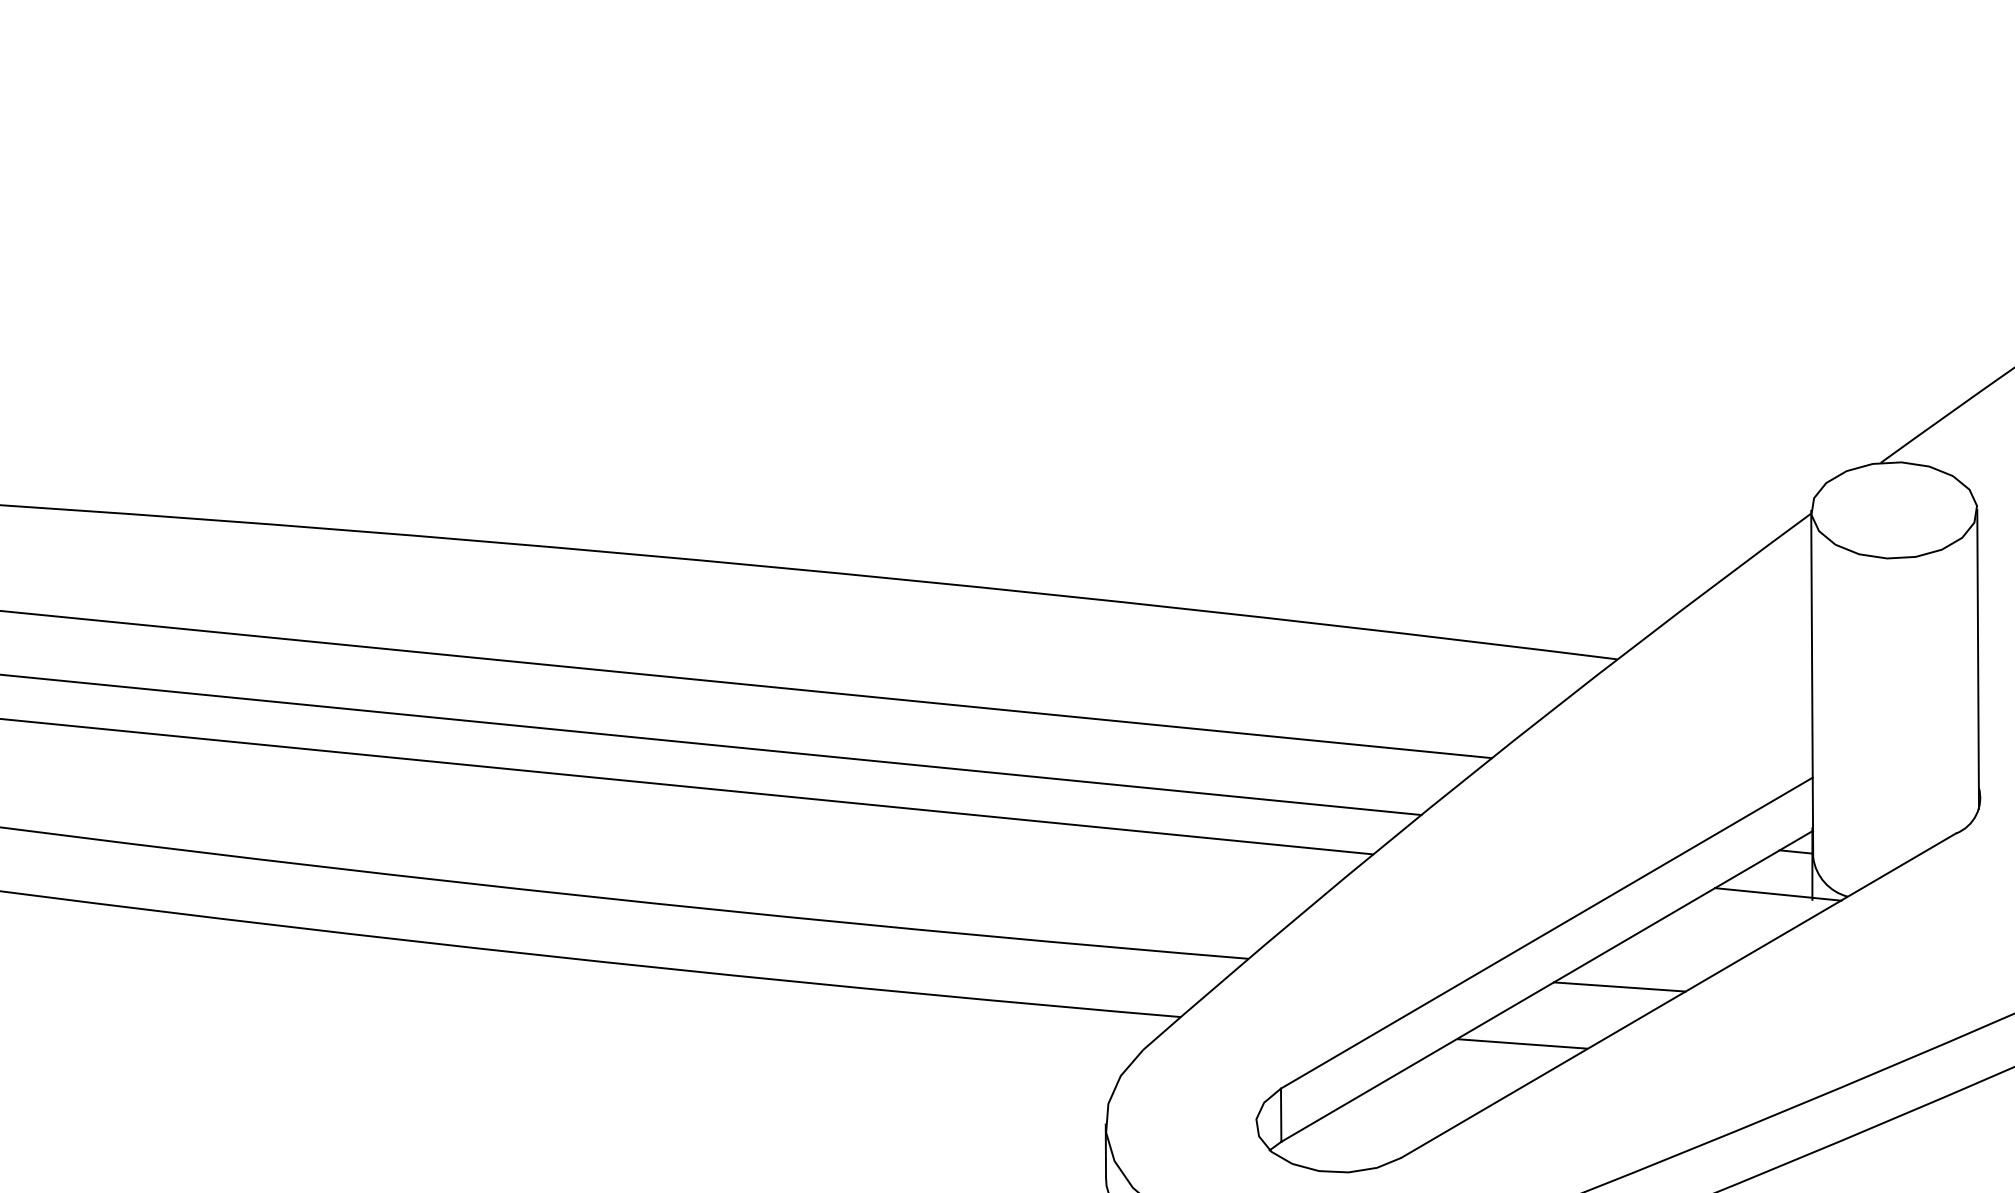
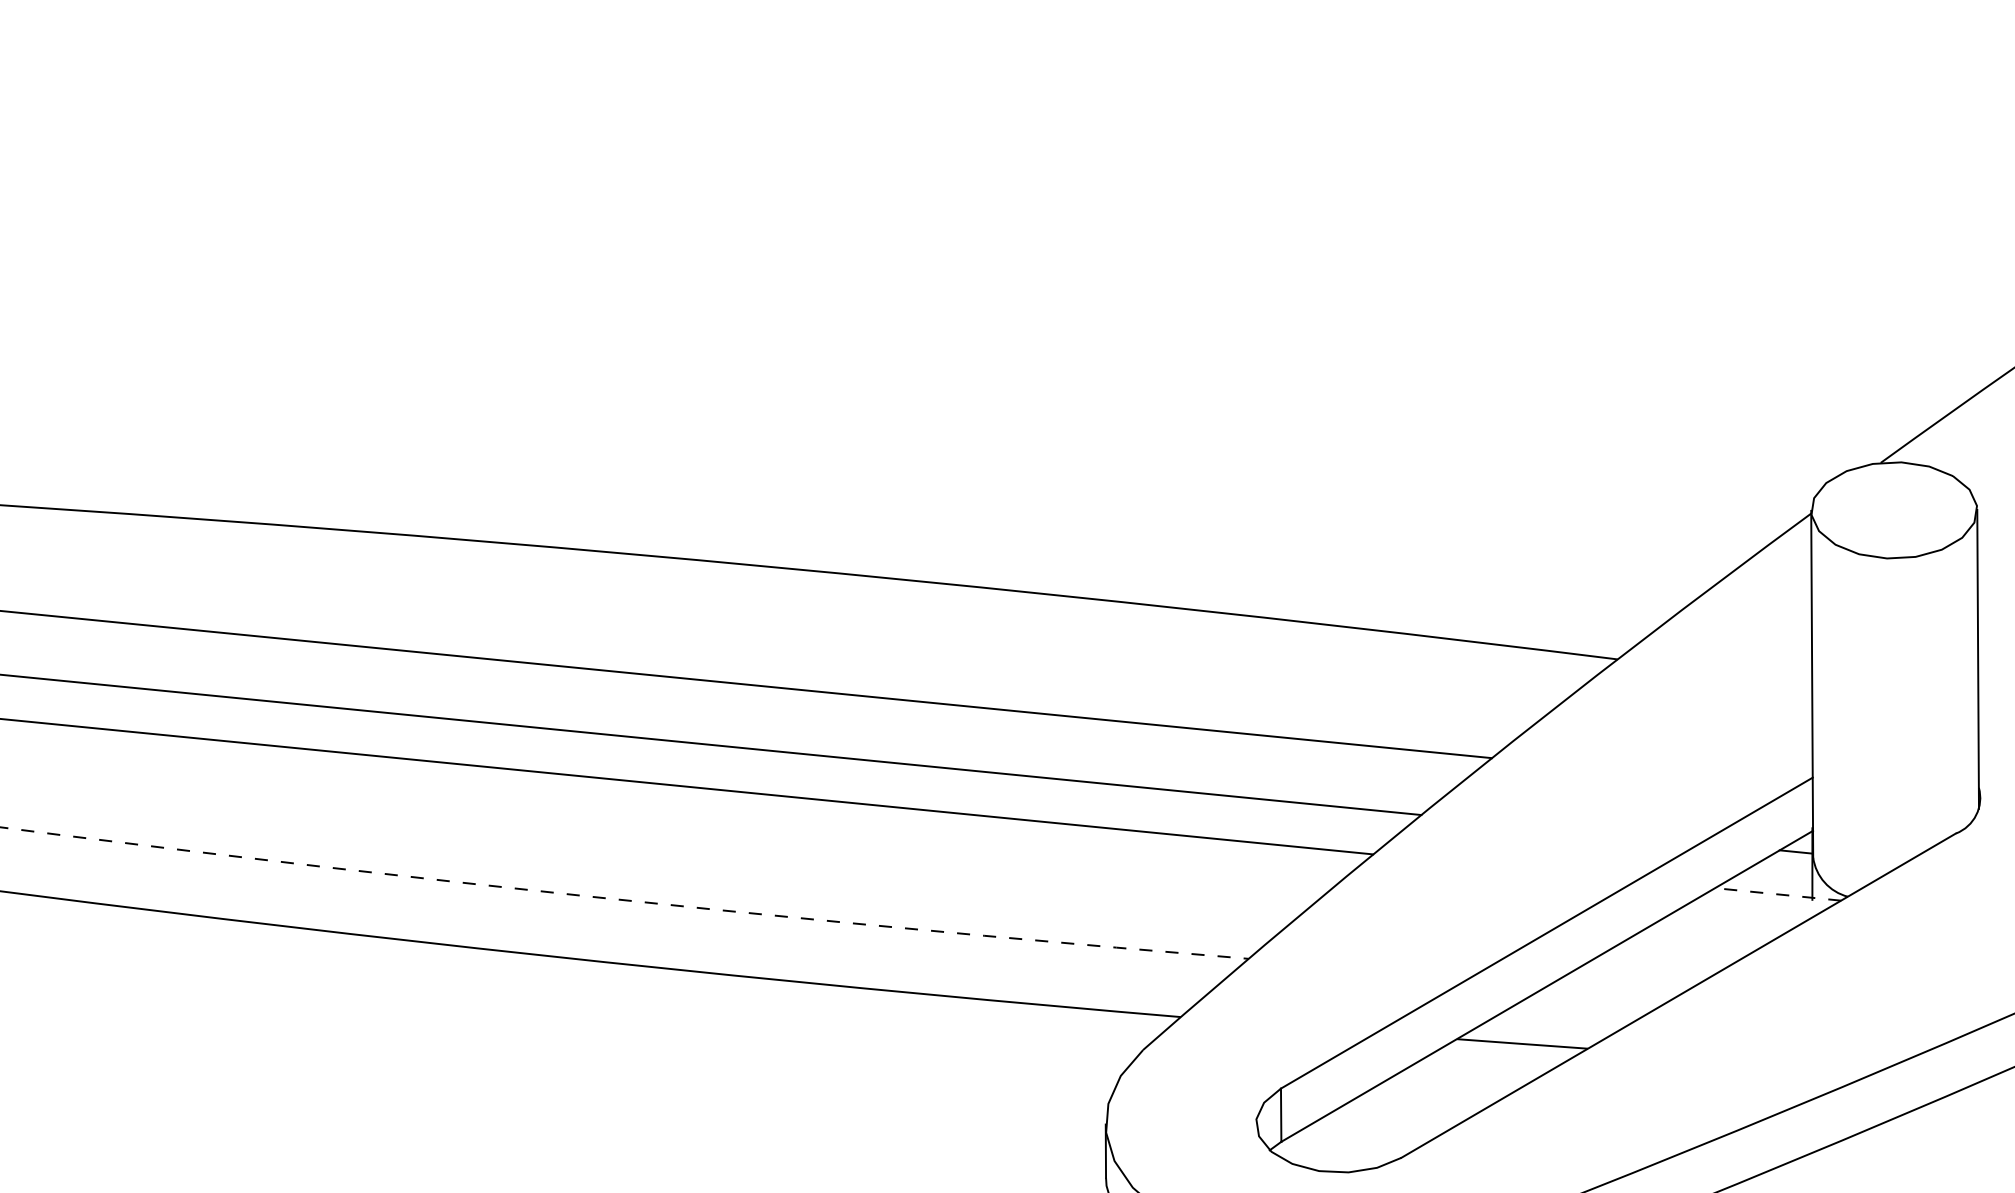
line: solid -> dashed (1777, 894)
arc: solid -> dashed (623, 900)
line: present -> none (1619, 986)
